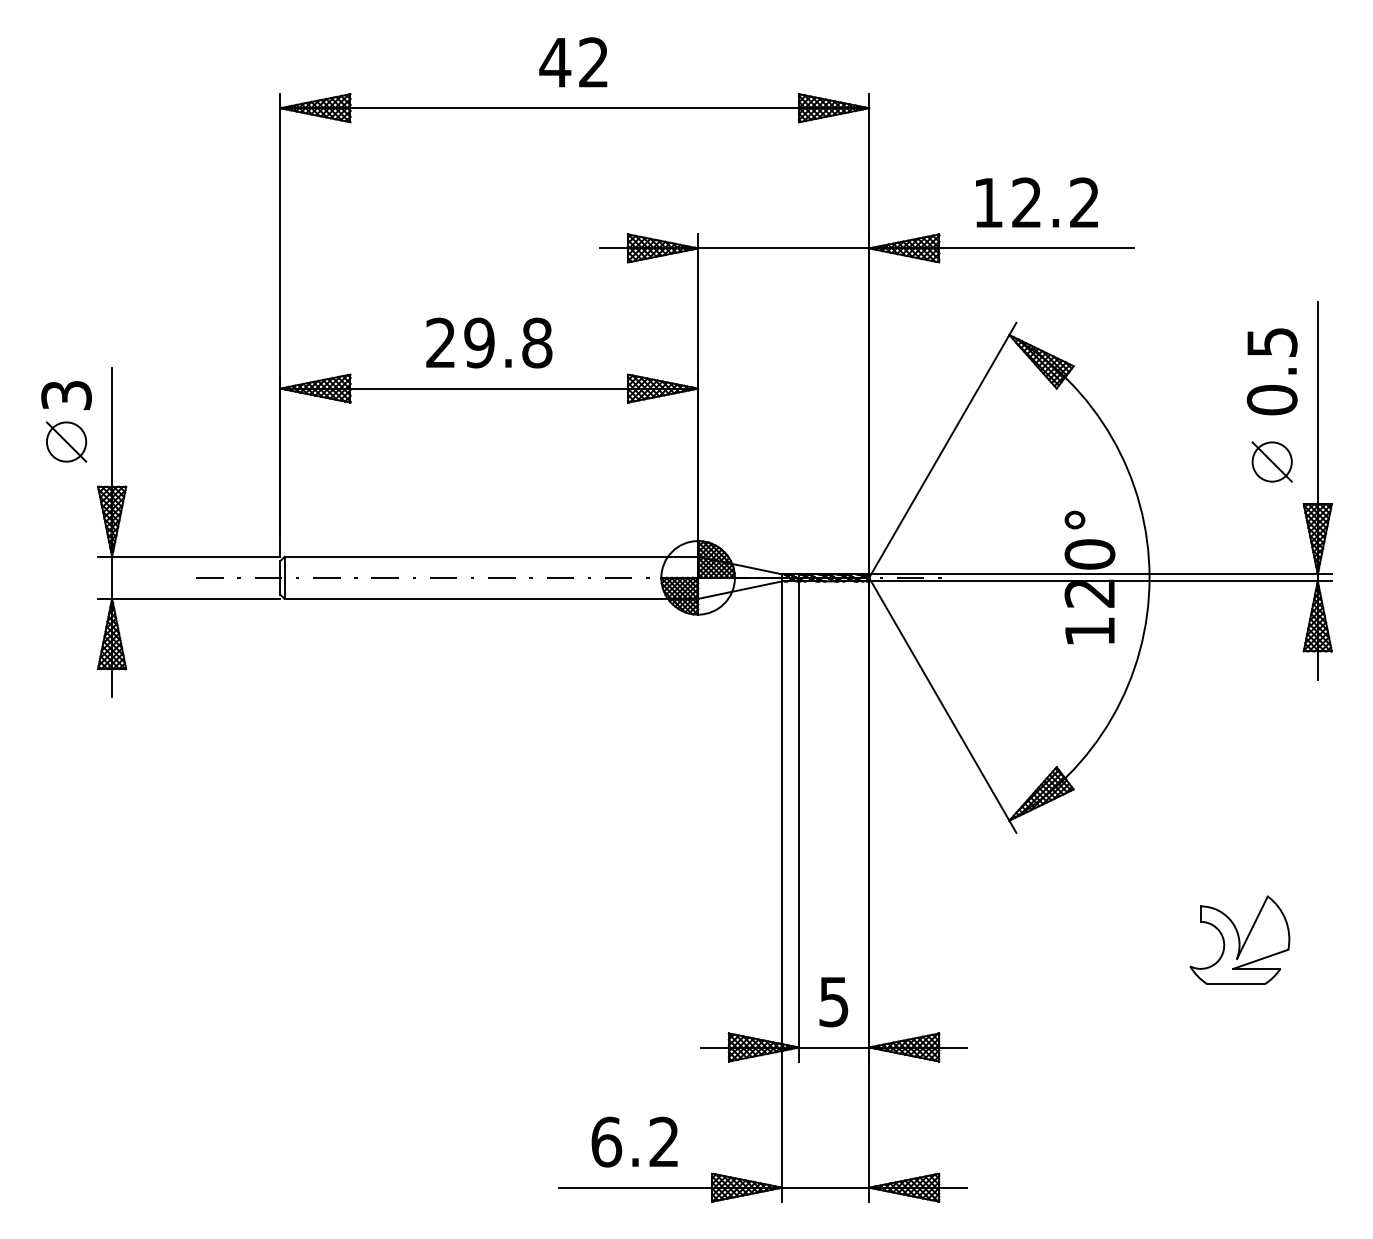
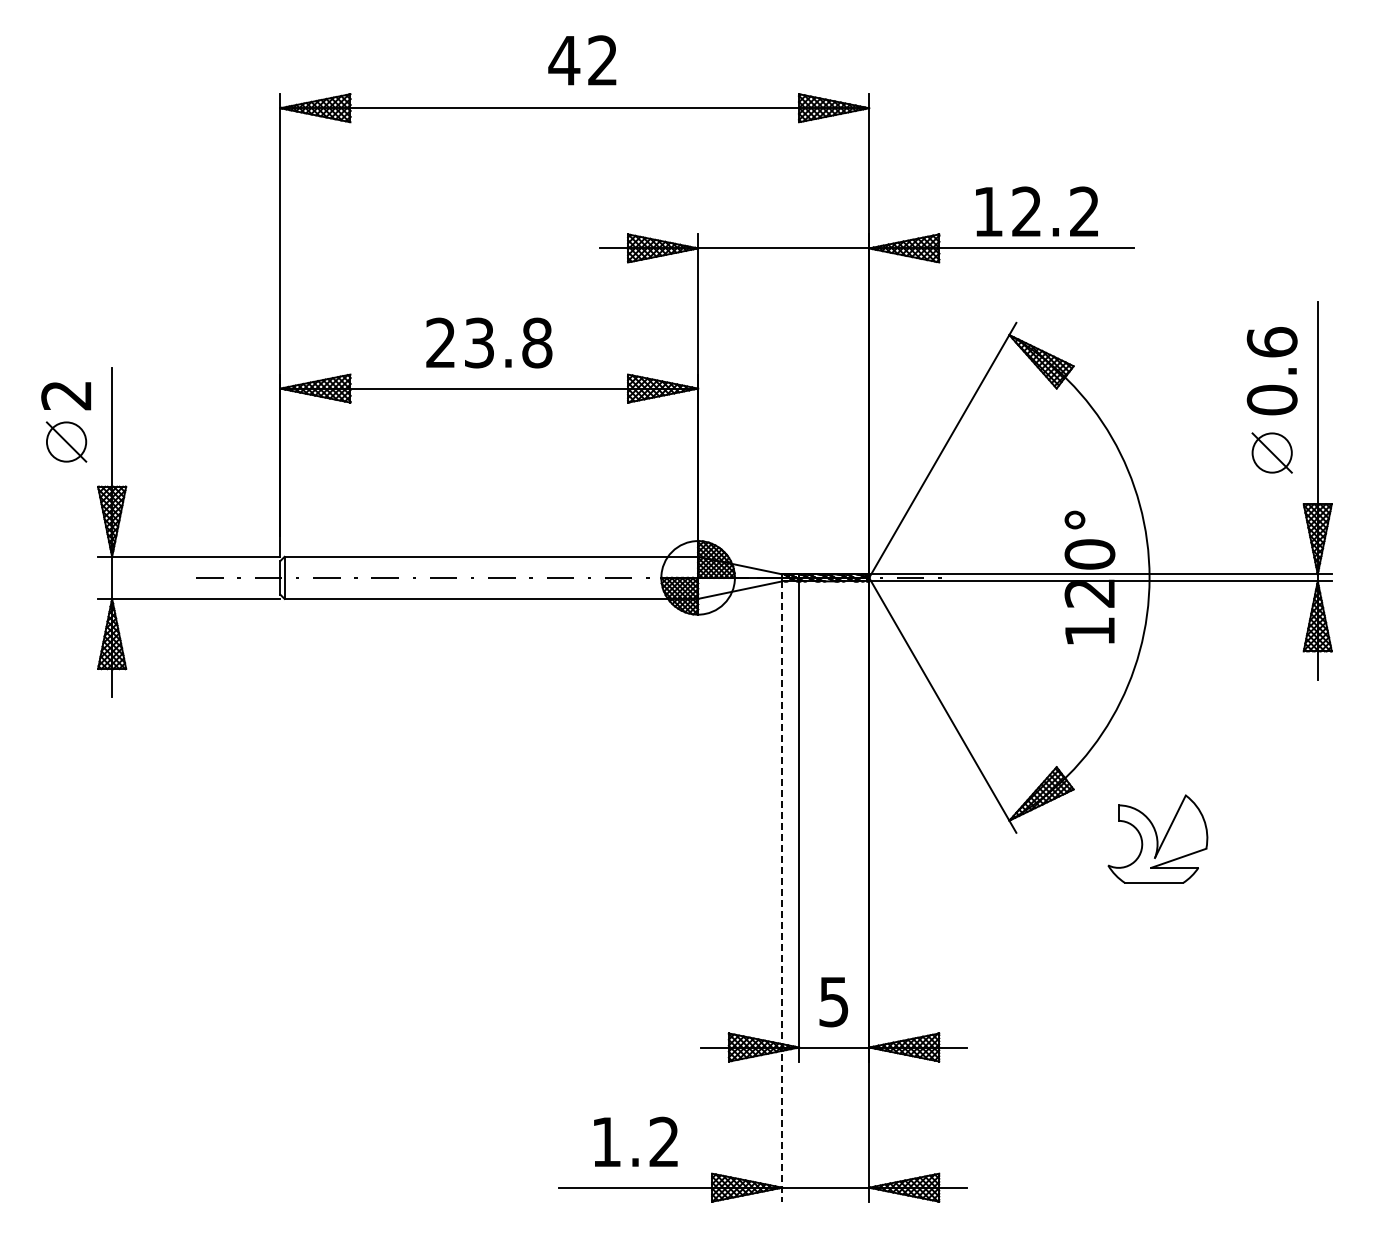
text position: (573, 62) -> (582, 60) (582, 60)
text position: (1036, 202) -> (1036, 211) (1036, 211)
text: 29.8 -> 23.8 (479, 342)
text: 0.5 -> 0.6 (1271, 342)
text: 3 -> 2 (66, 395)
part position: (1271, 461) -> (1271, 452) (1271, 452)
line: solid -> dashed (782, 892)
part position: (1239, 939) -> (1157, 838) (1157, 838)
text: 6.2 -> 1.2 (606, 1141)
